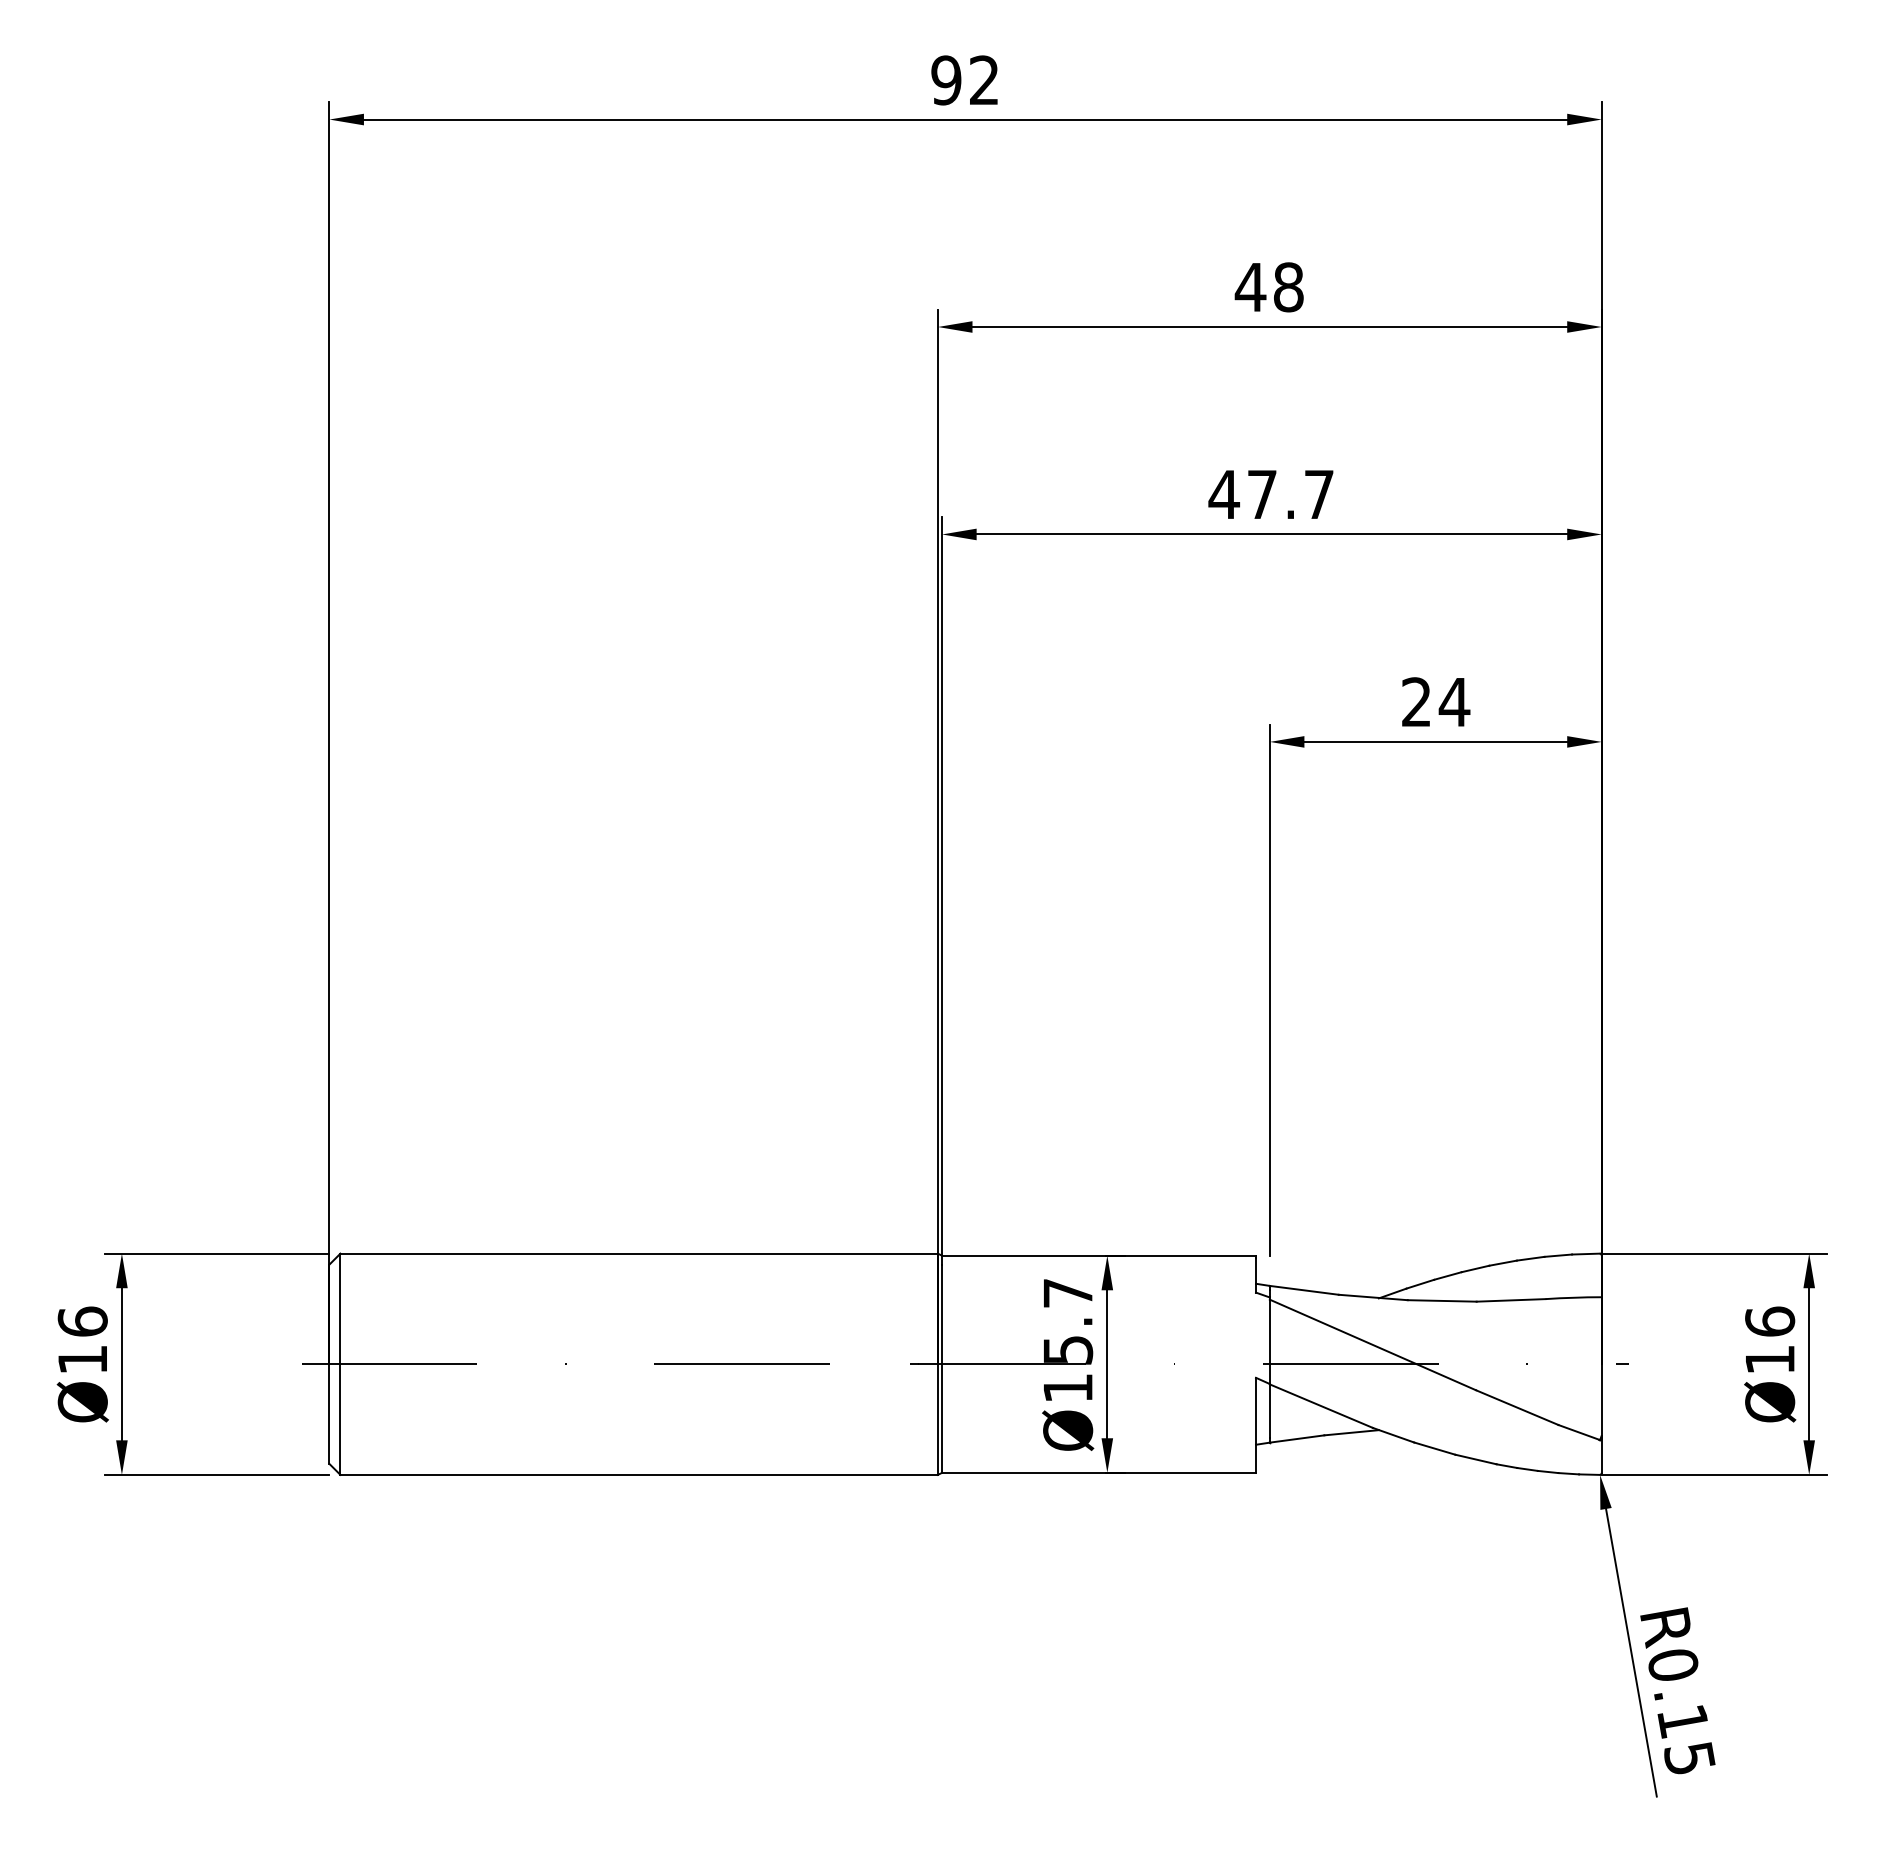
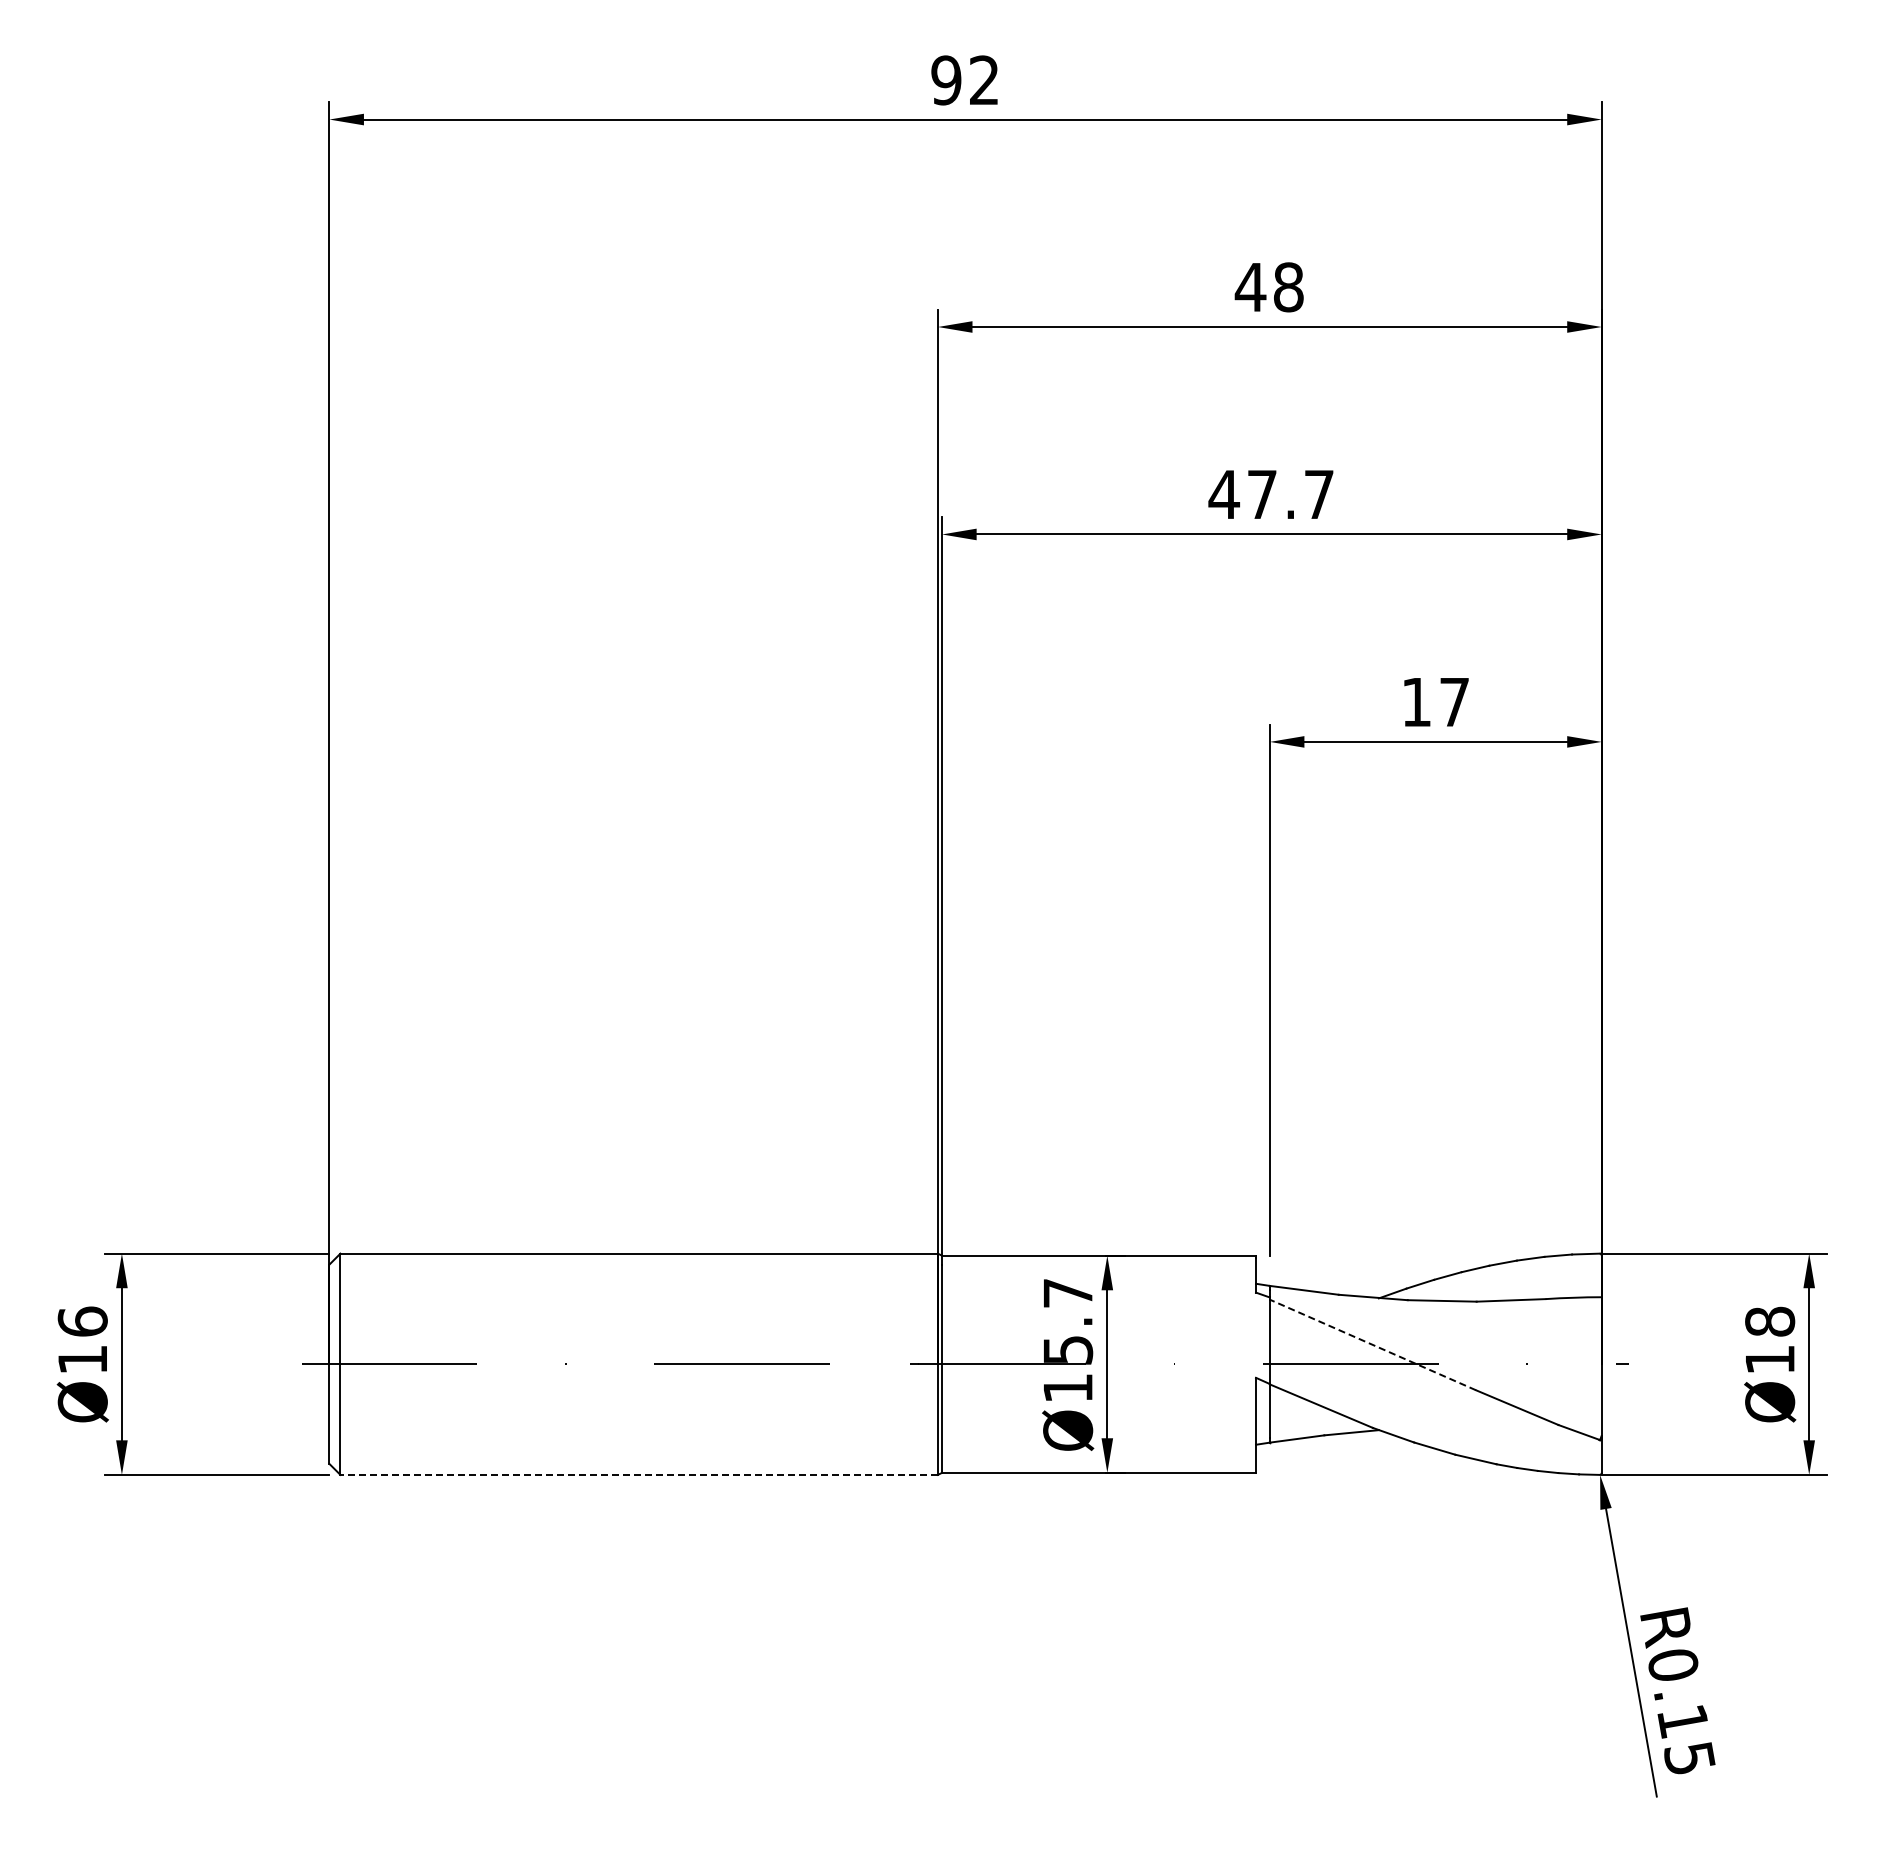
text: 24 -> 17 (1436, 701)
text: Ø16 -> Ø18 (1770, 1321)
line: solid -> dashed (1372, 1344)
line: solid -> dashed (639, 1474)
